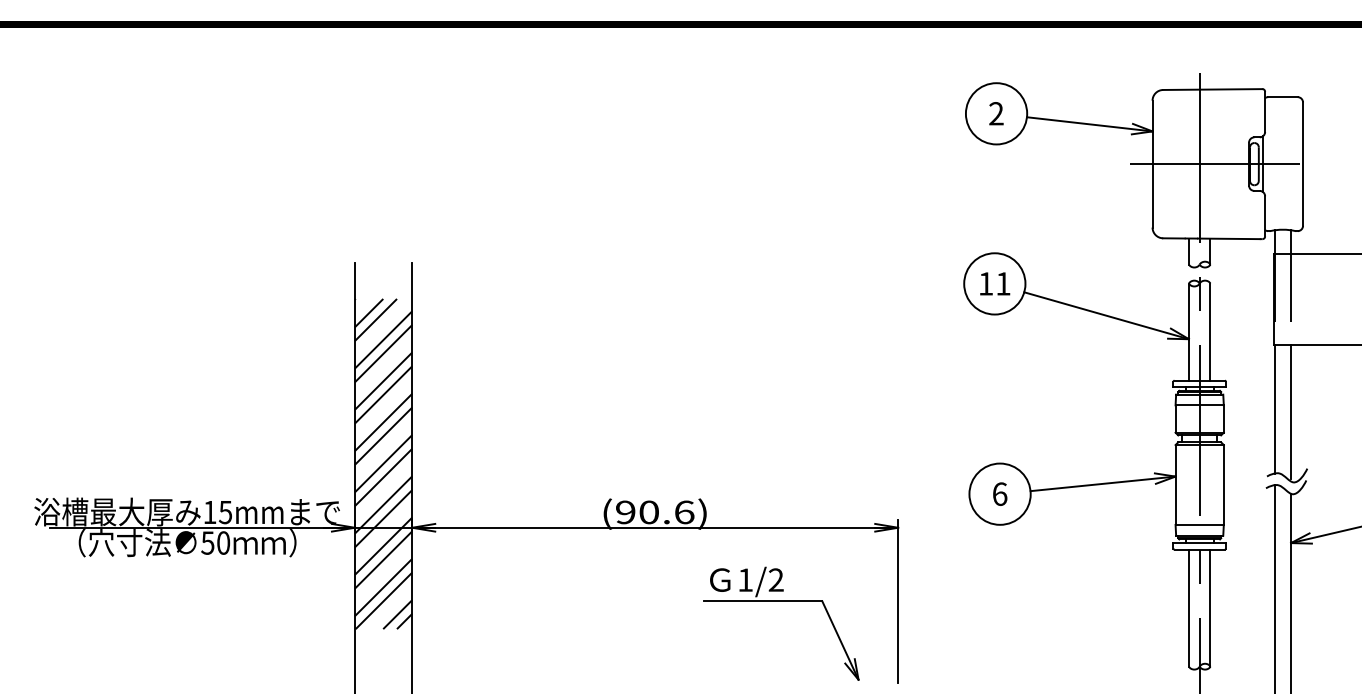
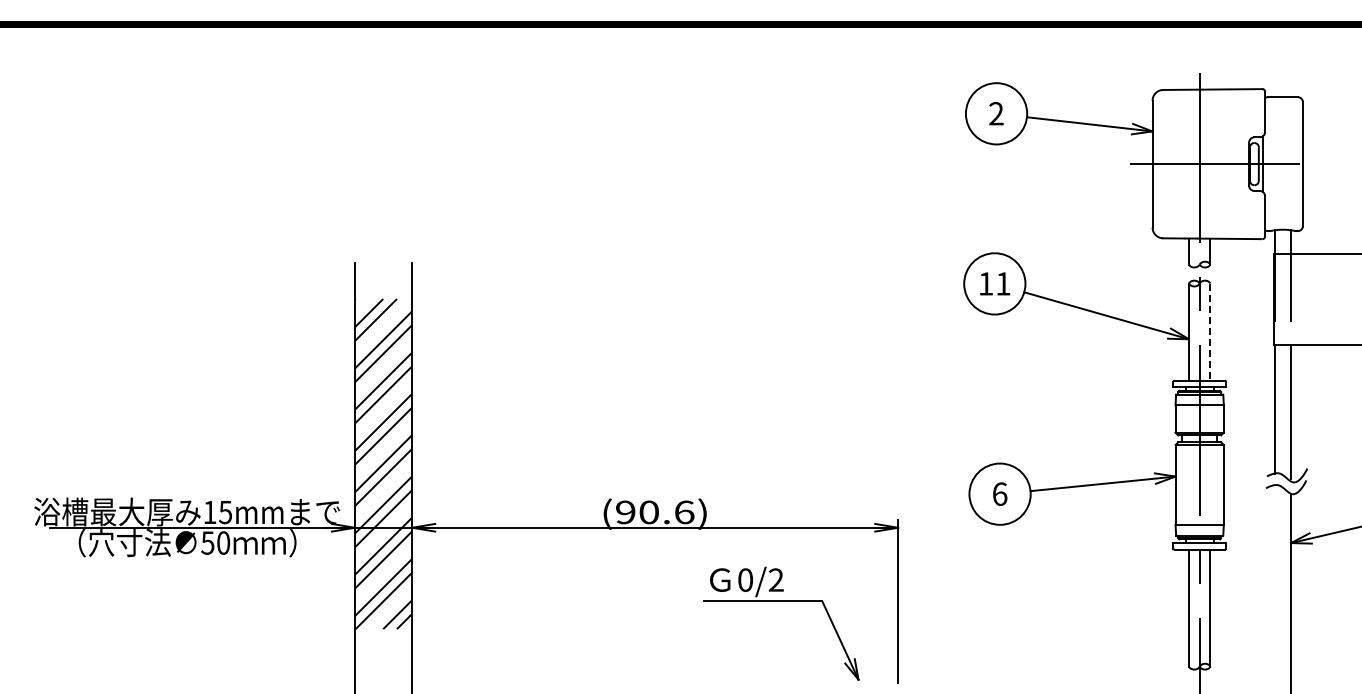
line: solid -> dashed (1210, 332)
text: 1/2 -> 0/2 (745, 579)
line: present -> none (1274, 587)
